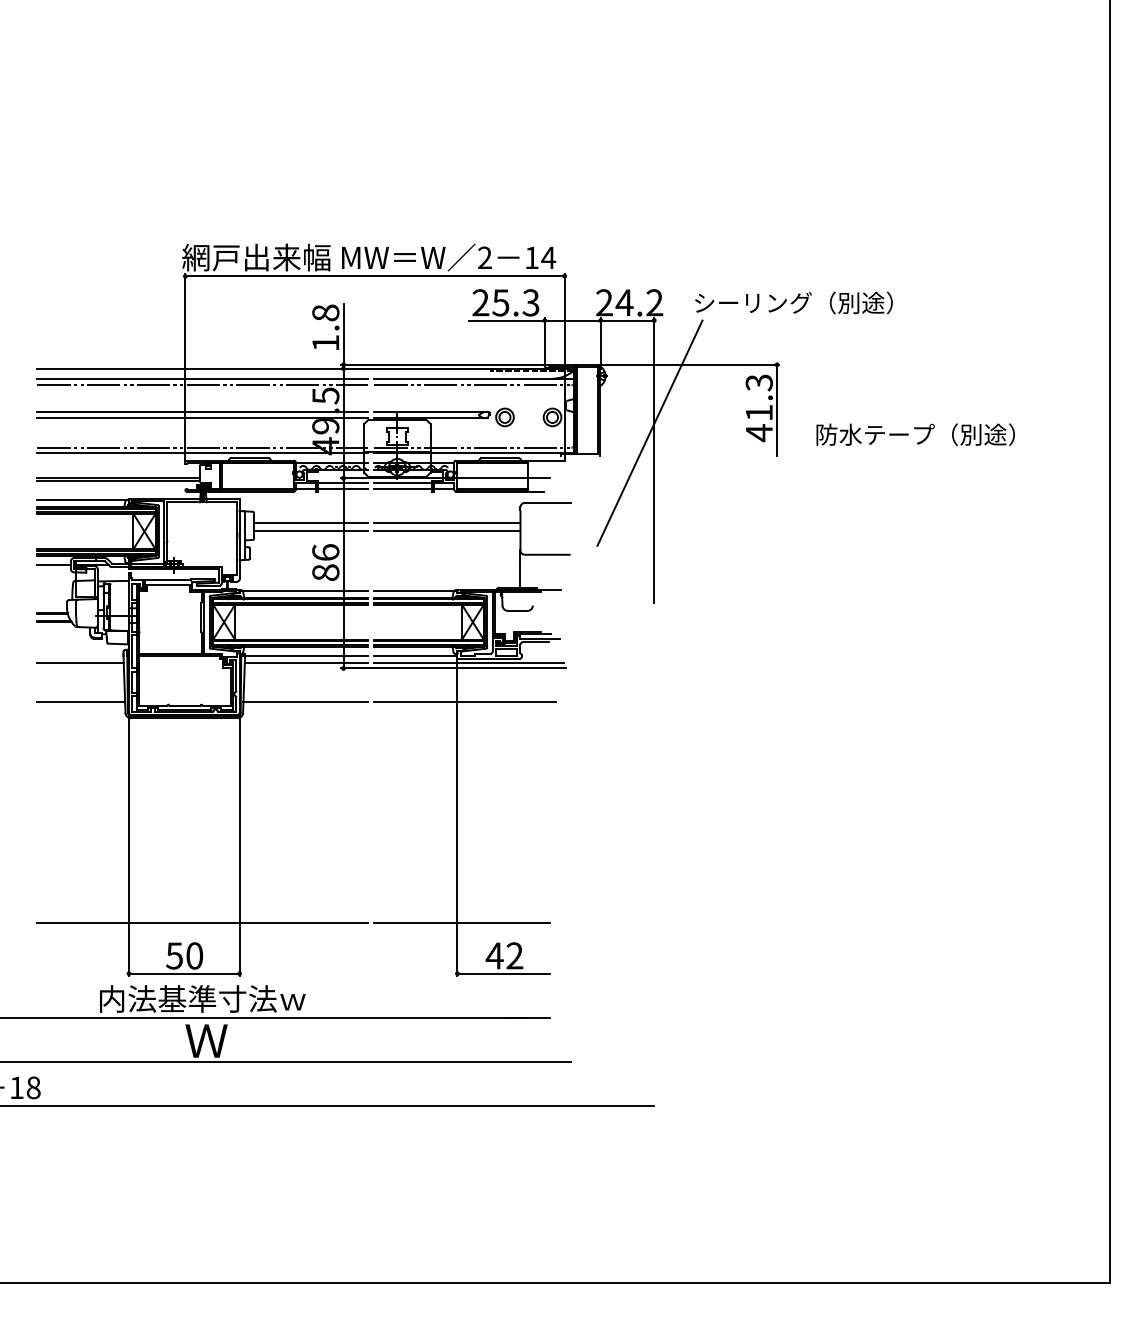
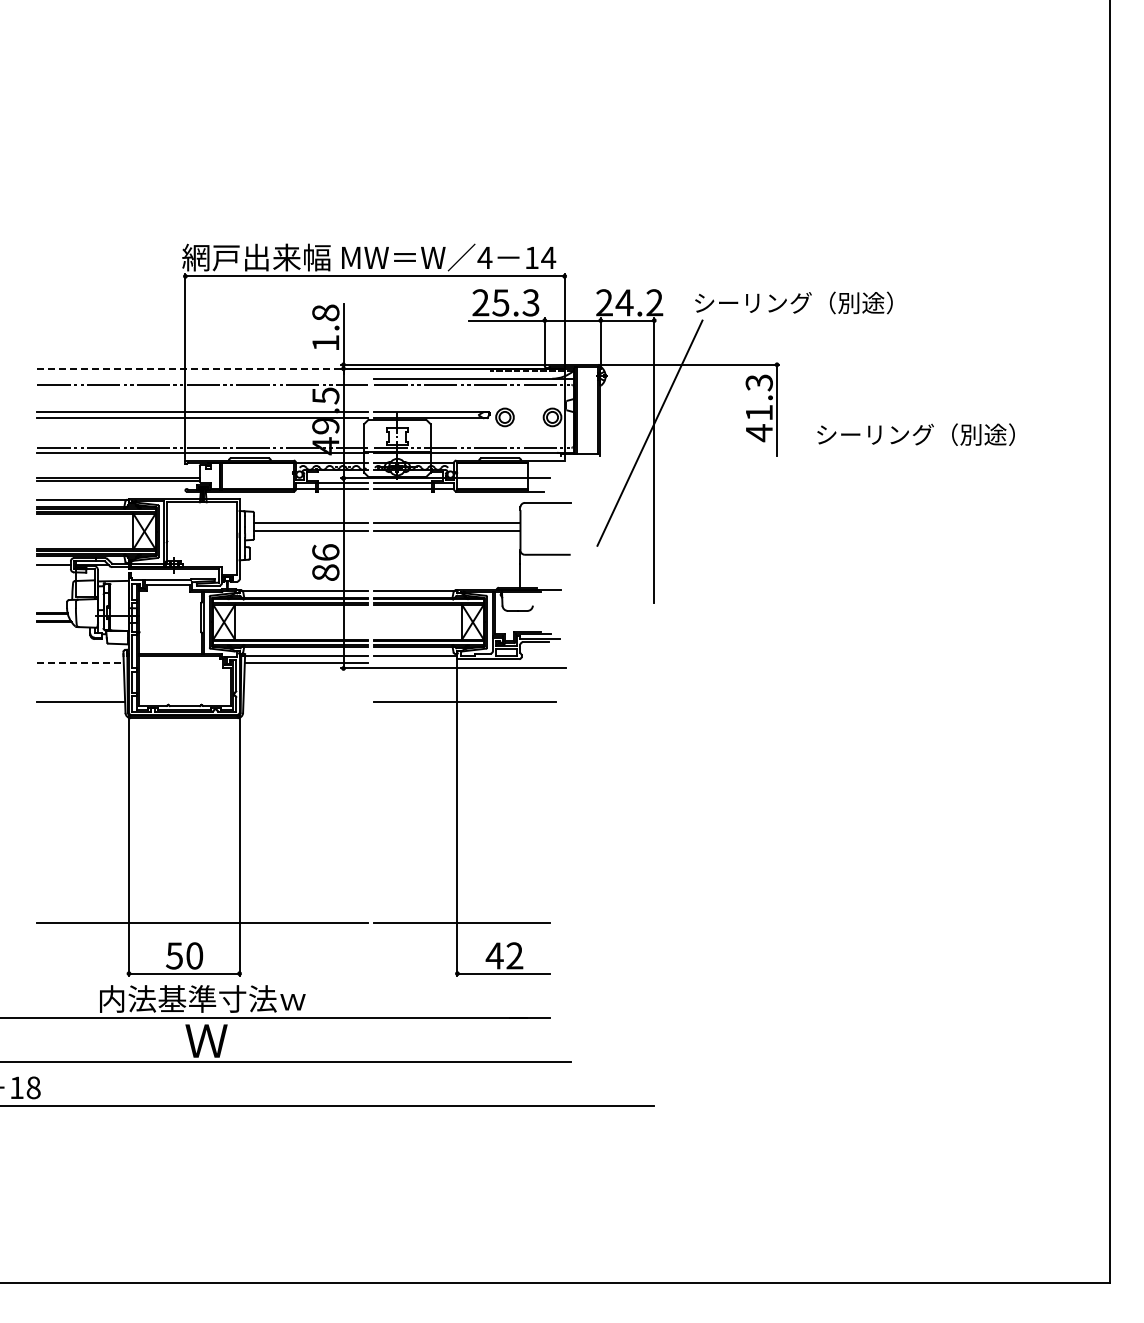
text: 2 -> 4 (484, 257)
line: solid -> dashed (203, 368)
line: present -> none (202, 378)
text: 防水テープ（別途） -> シーリング（別途） (875, 434)
line: solid -> dashed (81, 662)
line: present -> none (469, 662)
line: present -> none (305, 701)
